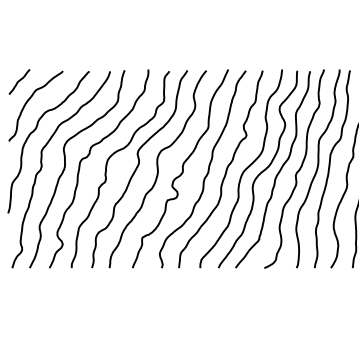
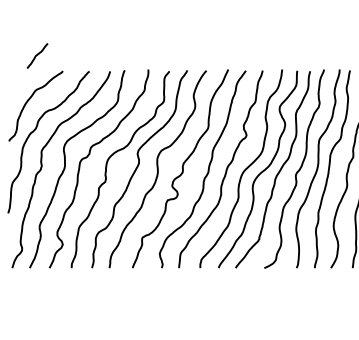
curve position: (19, 81) -> (37, 55) (37, 55)
